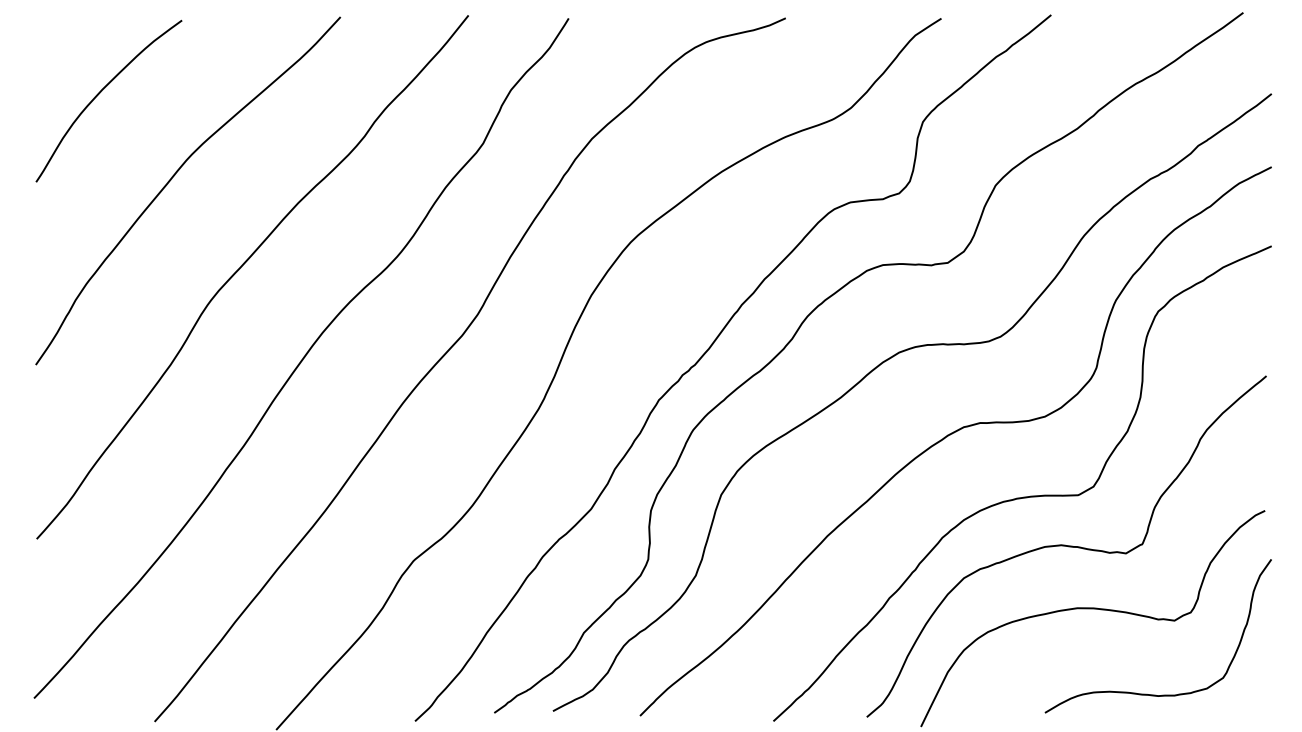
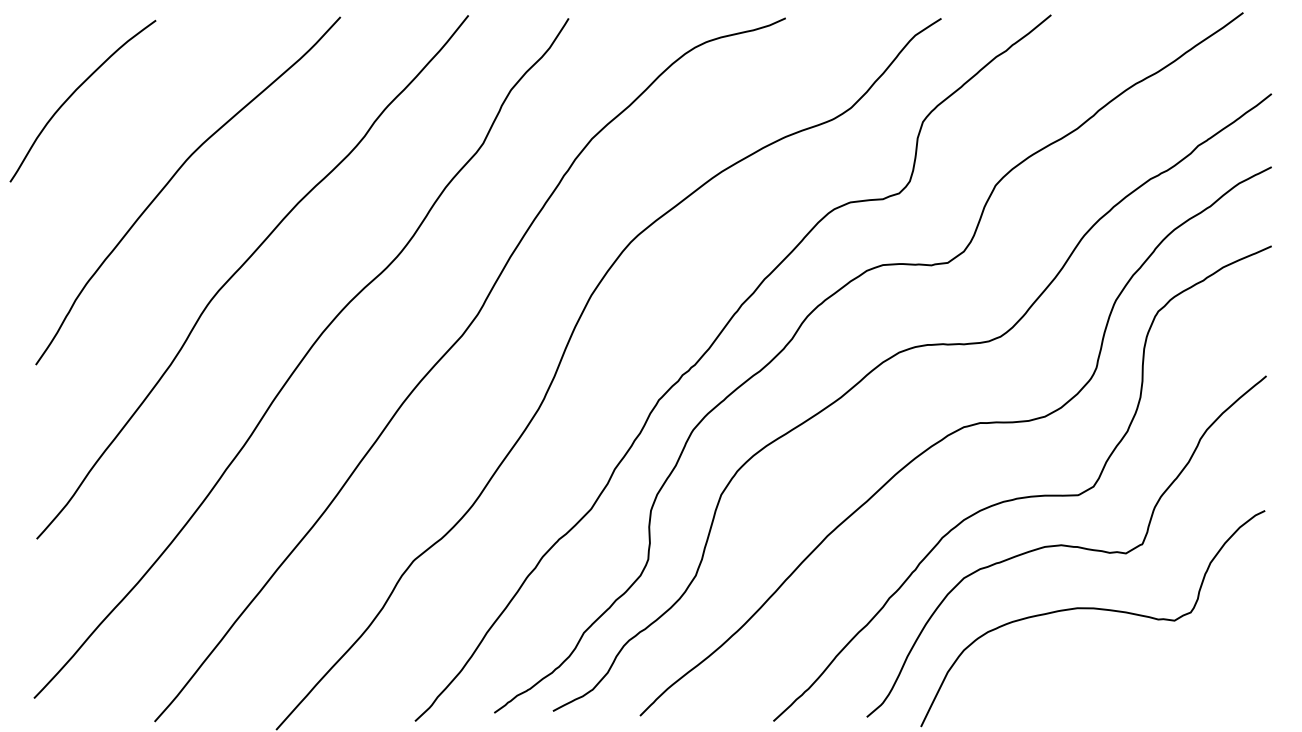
curve position: (101, 92) -> (75, 92) (75, 92)
curve: present -> none (1155, 694)
